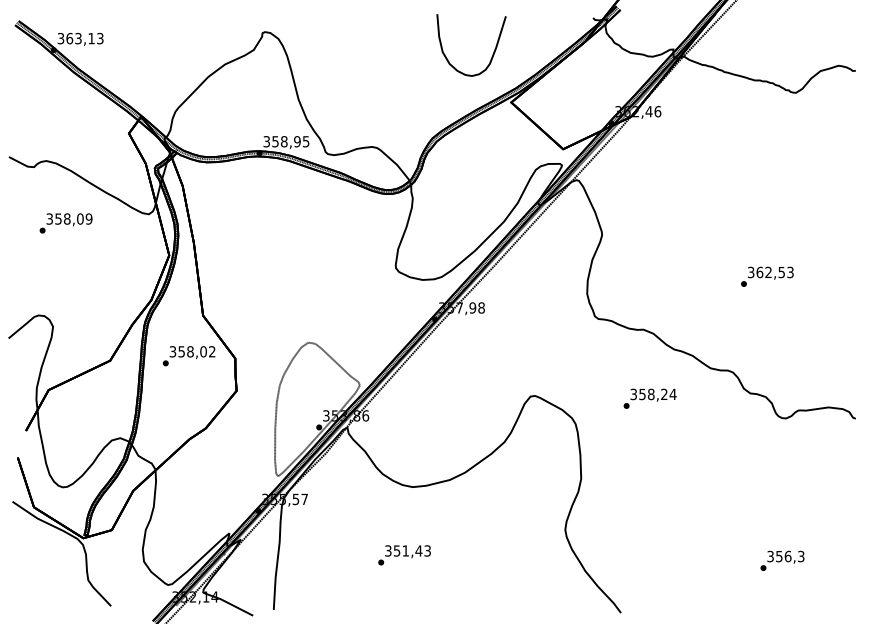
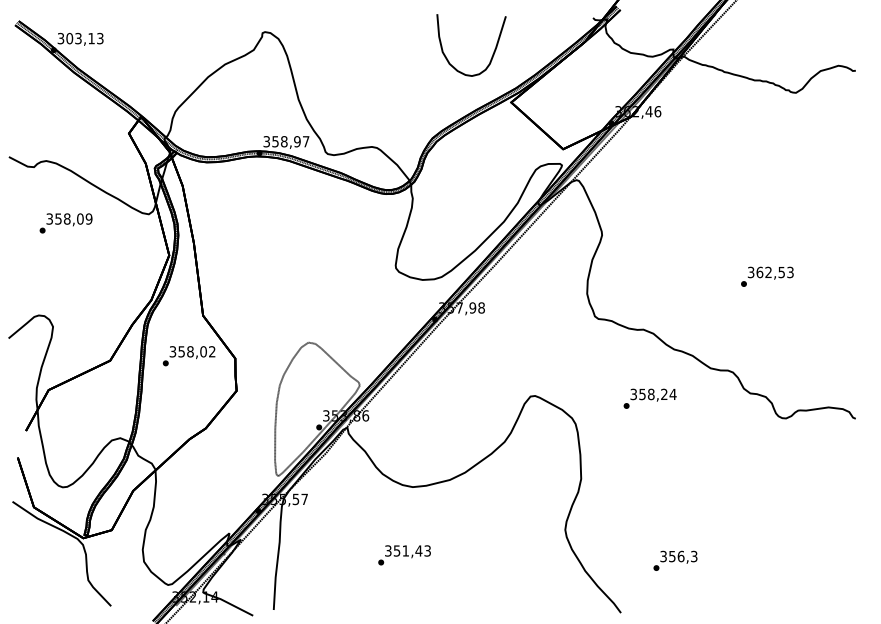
text: 363,13 -> 303,13 (69, 38)
text: 358,95 -> 358,97 (305, 141)
text position: (782, 560) -> (675, 560) (675, 560)
